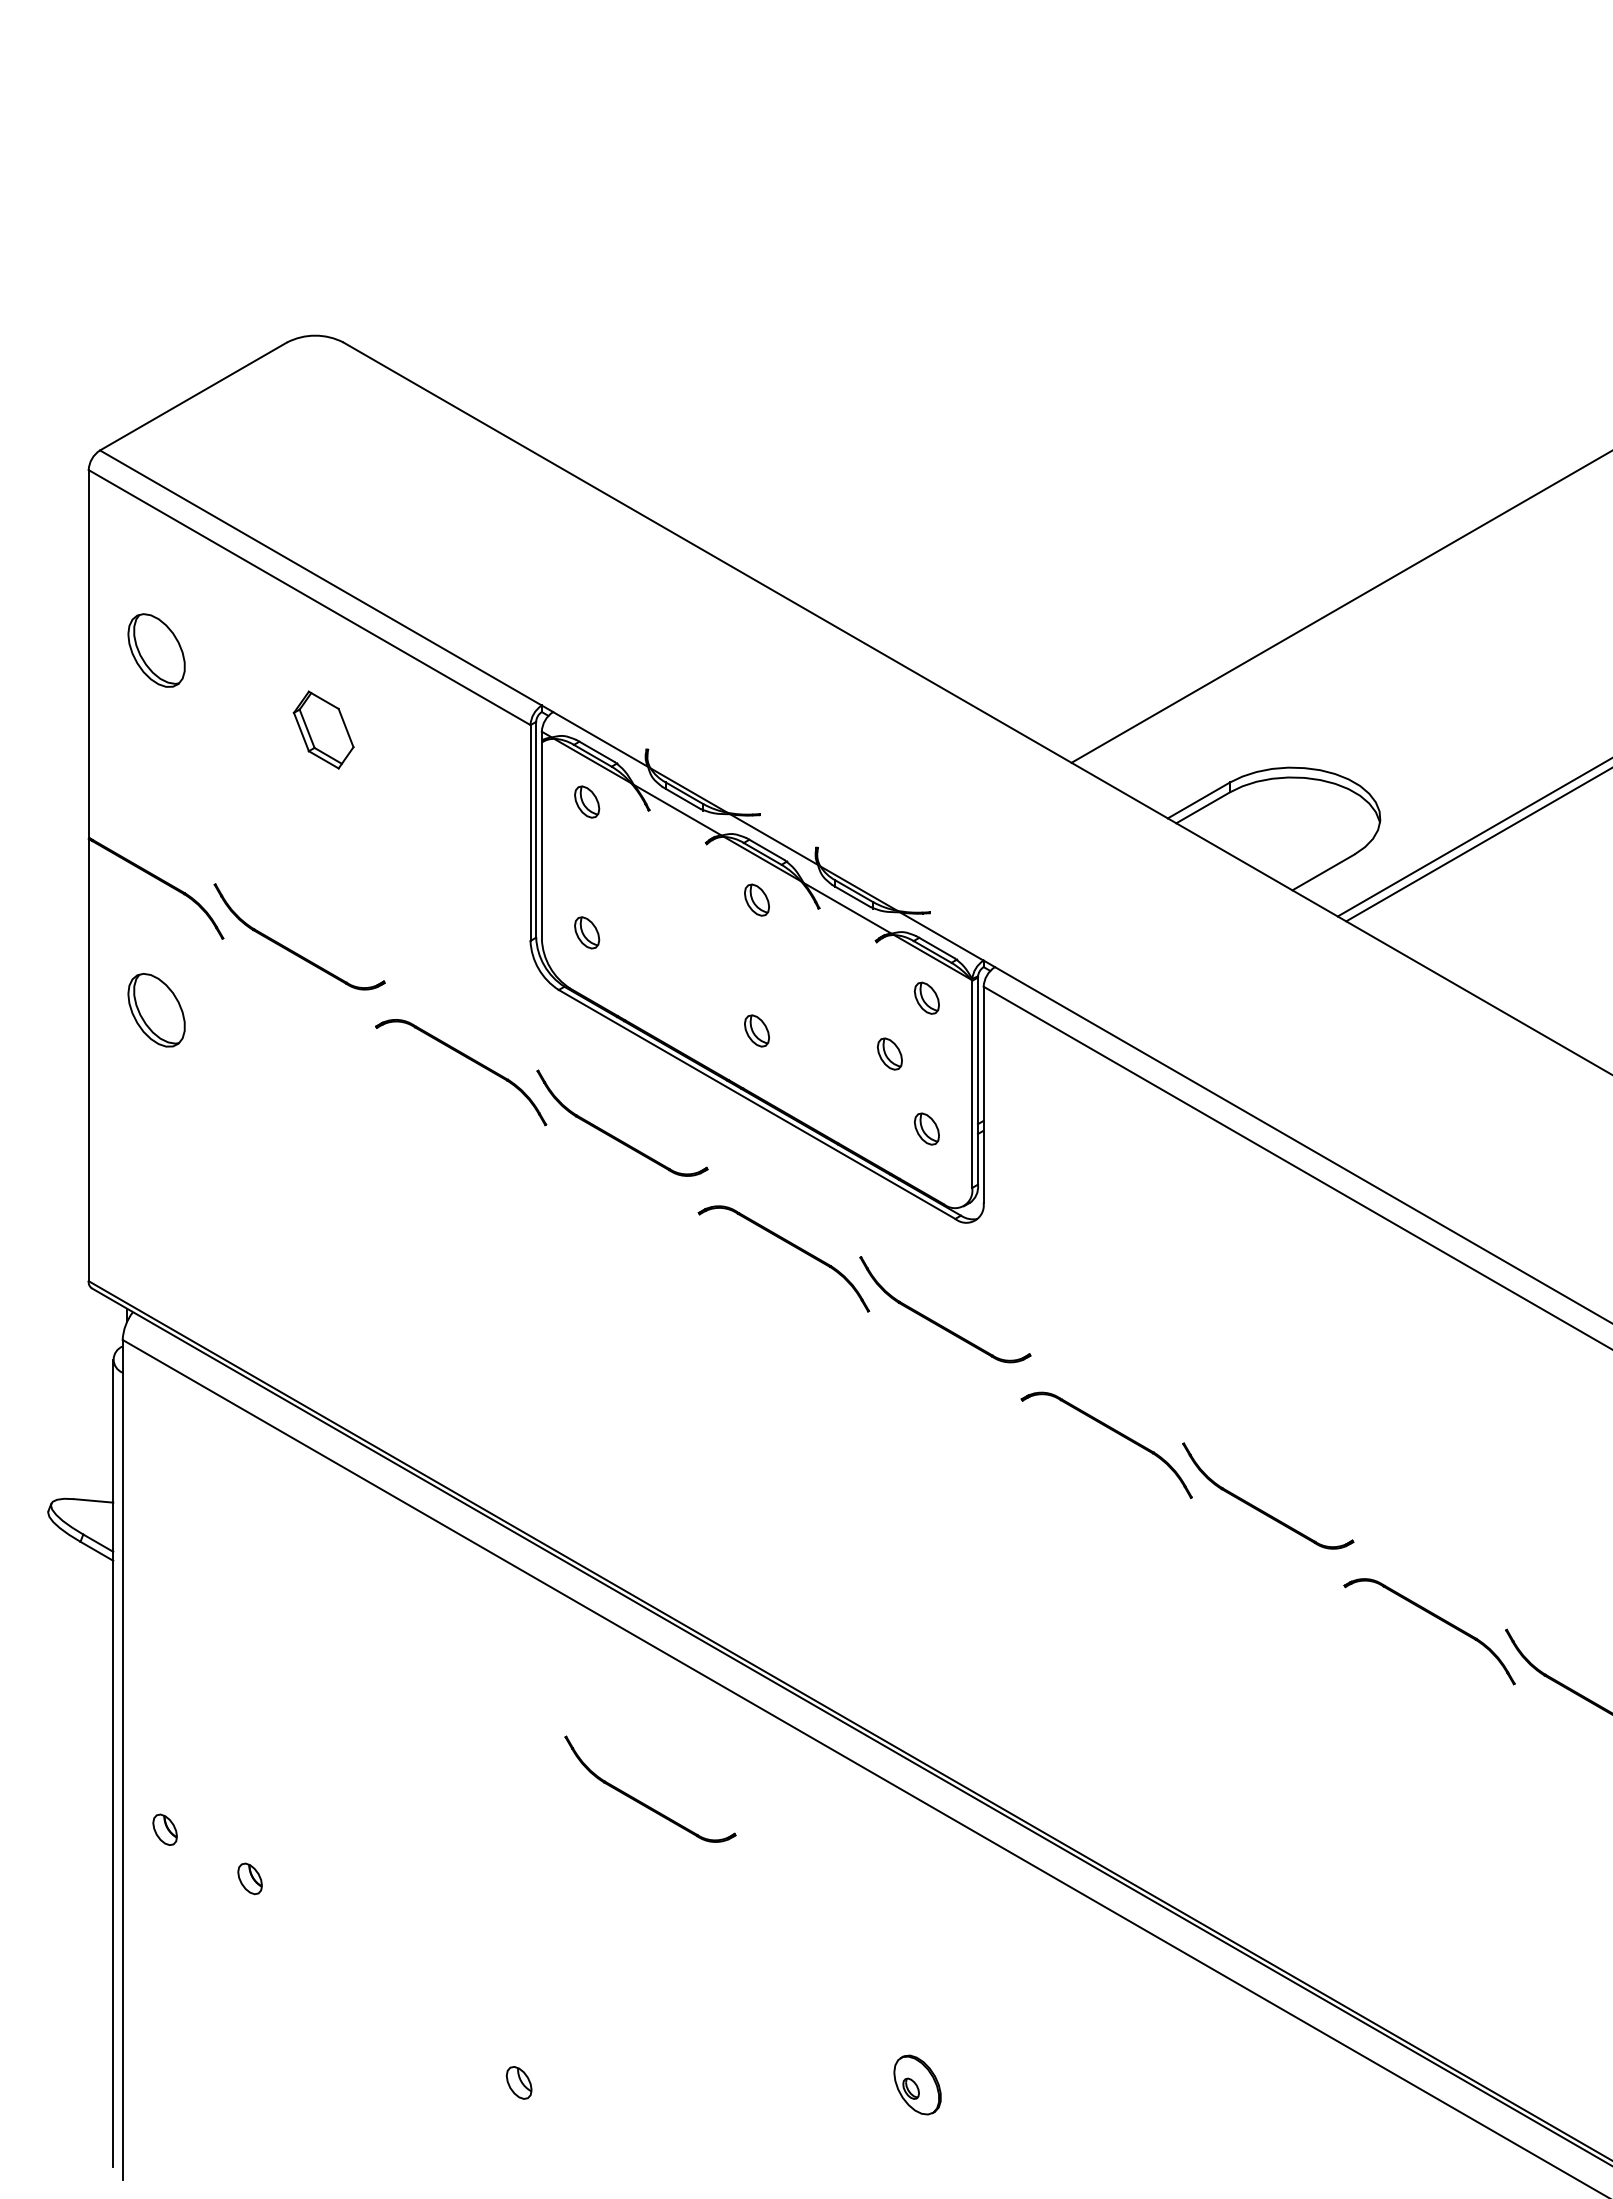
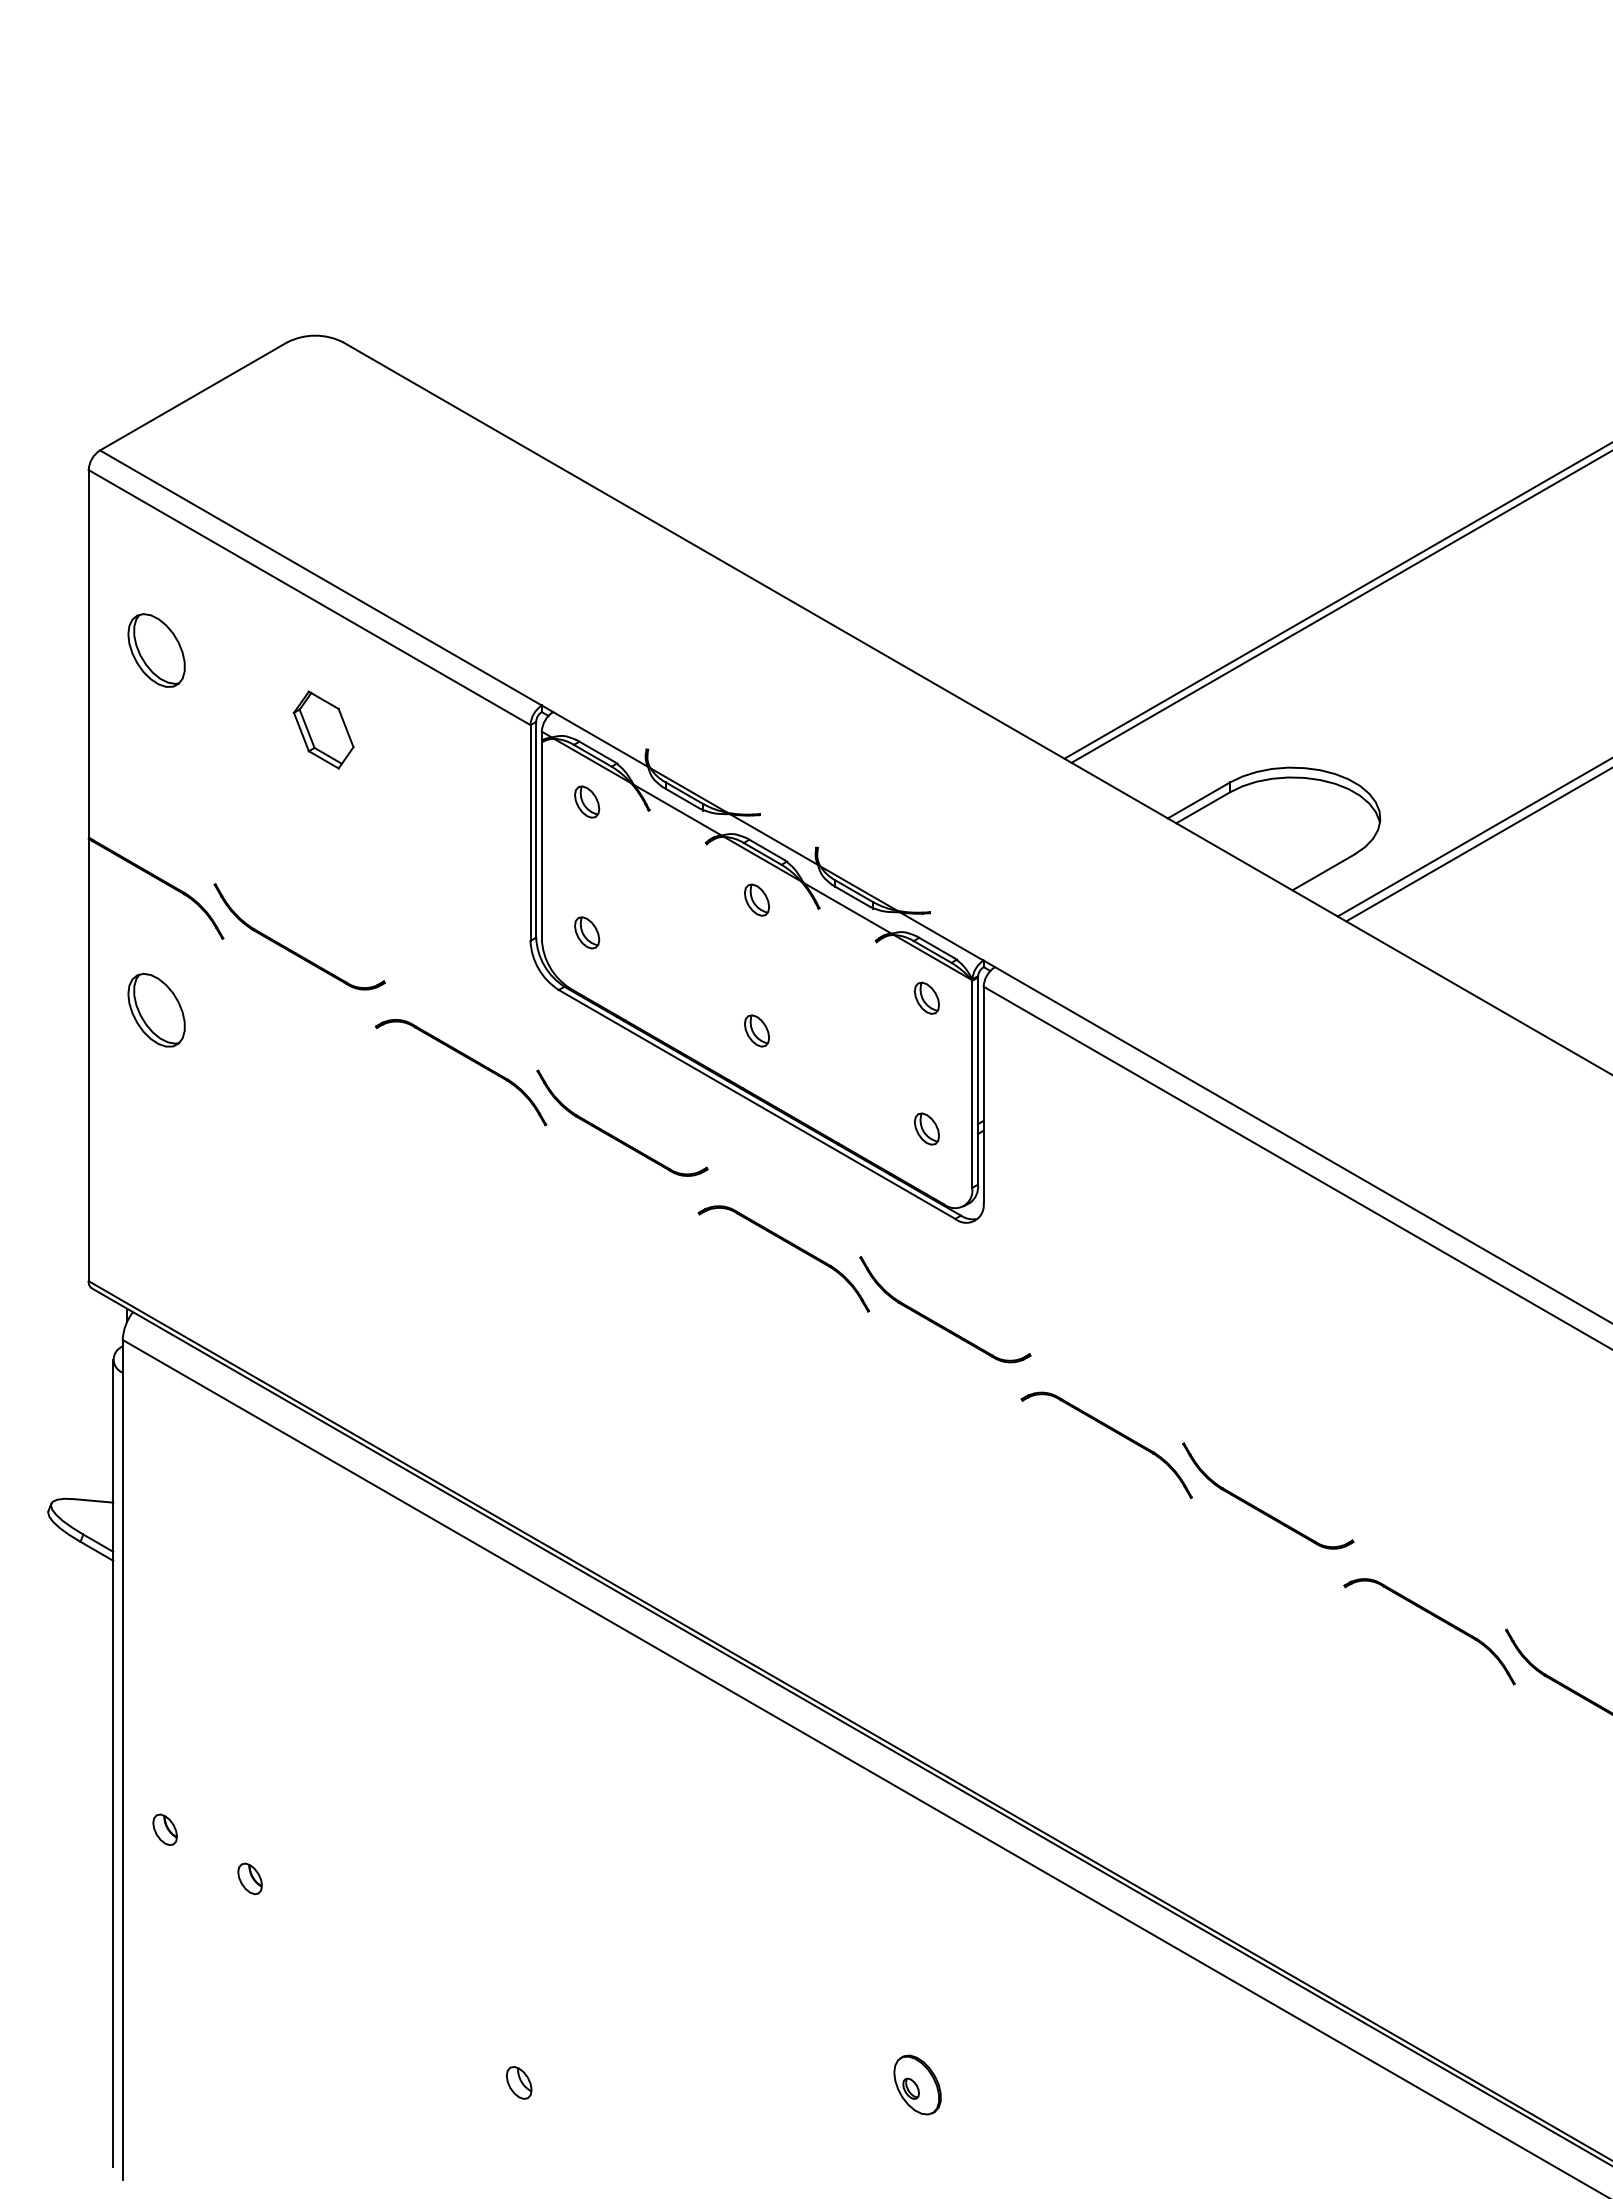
line: none -> present (1336, 601)
part: present -> none (889, 1053)
part: present -> none (643, 1802)
